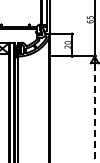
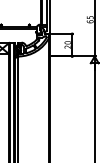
line: dashed -> solid (94, 113)
